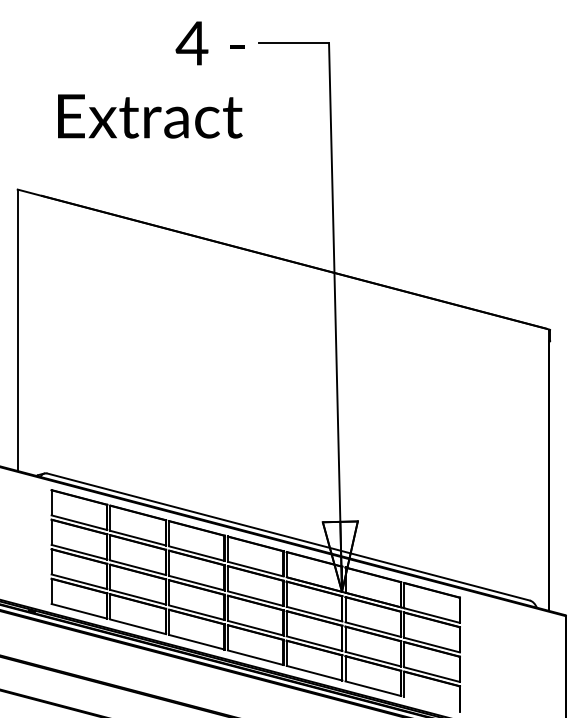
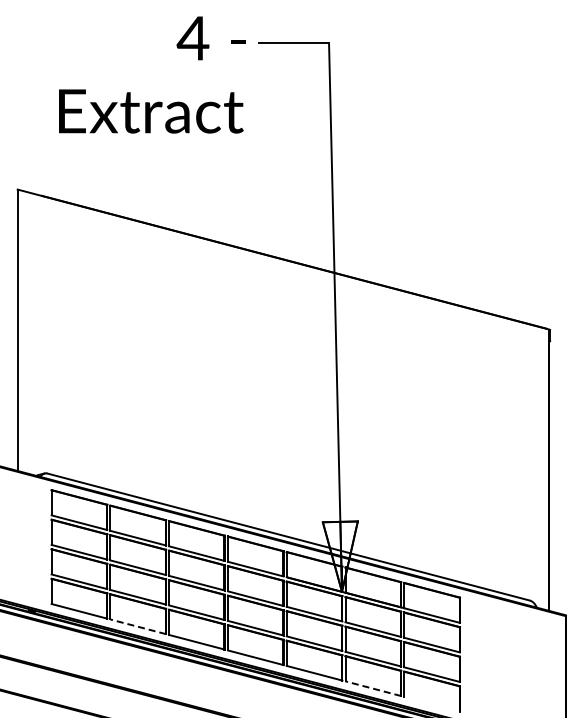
text position: (151, 79) -> (152, 74) (152, 74)
line: solid -> dashed (138, 626)
line: solid -> dashed (373, 688)
